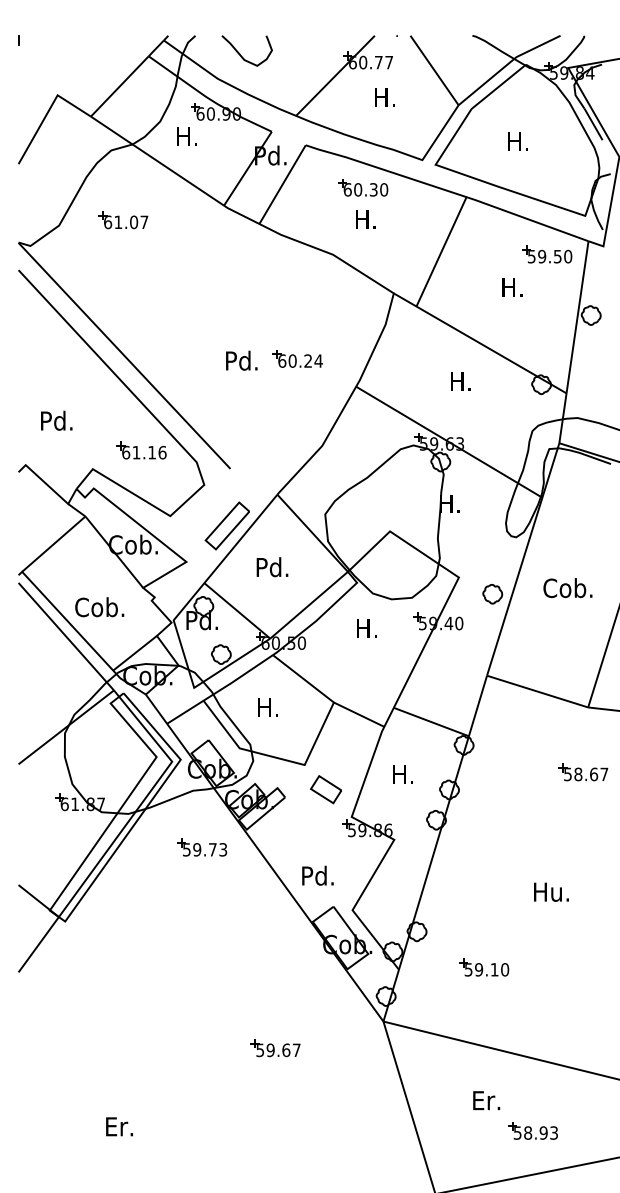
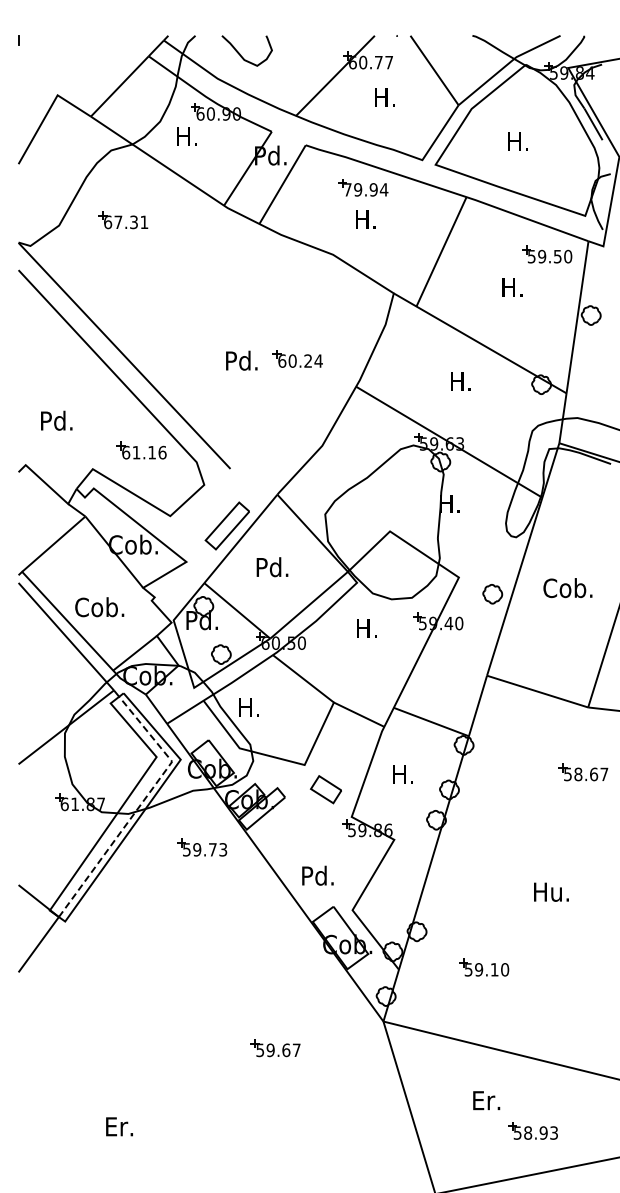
text: 60.30 -> 79.94 (365, 189)
text: 61.07 -> 67.31 (131, 222)
text position: (267, 707) -> (248, 707) (248, 707)
line: solid -> dashed (140, 805)
